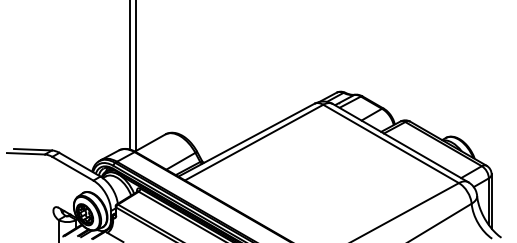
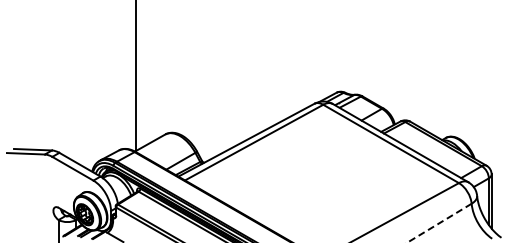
line: present -> none (130, 75)
line: solid -> dashed (439, 223)
